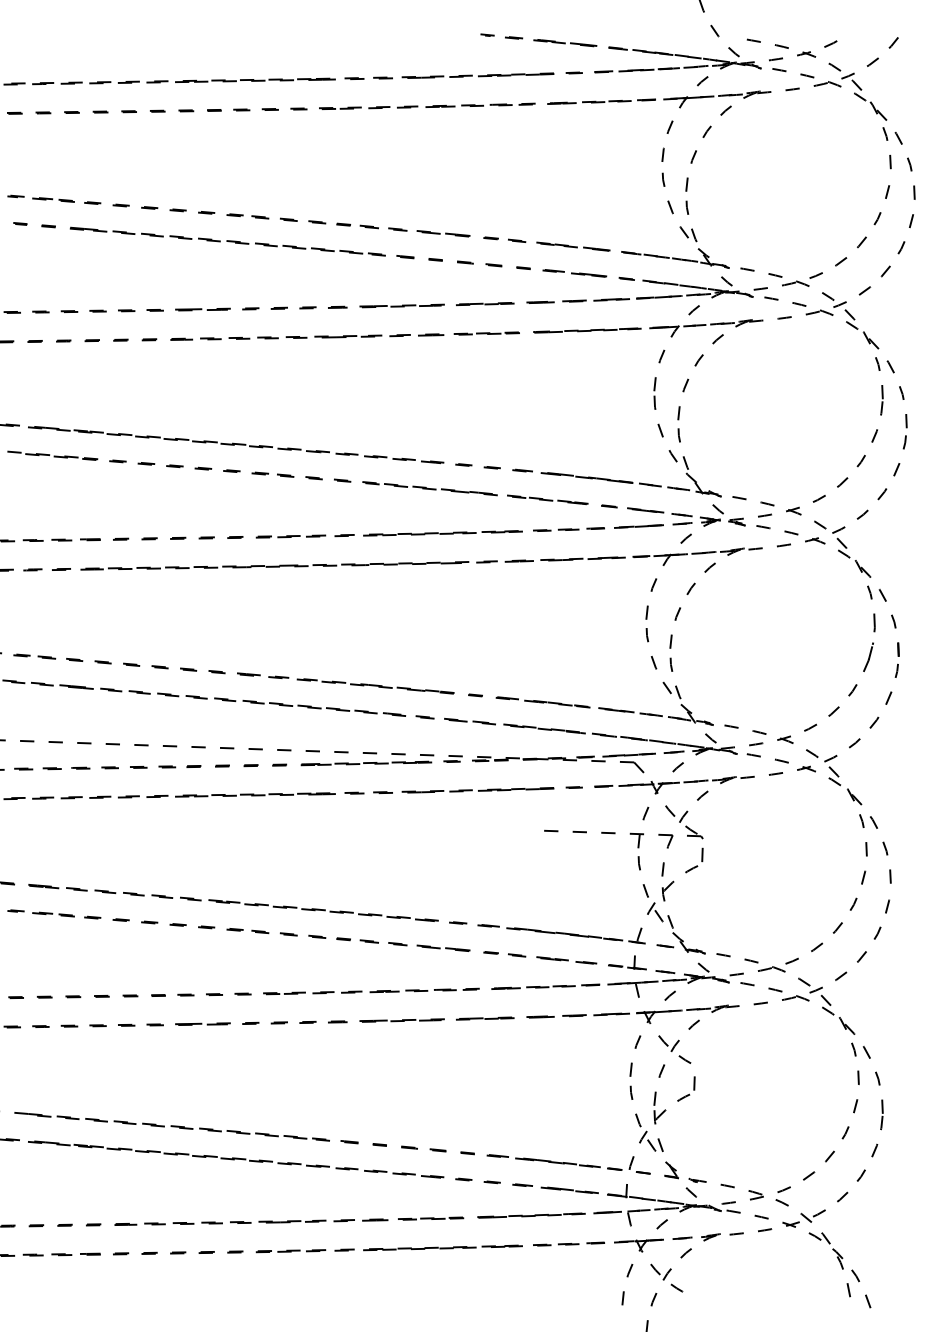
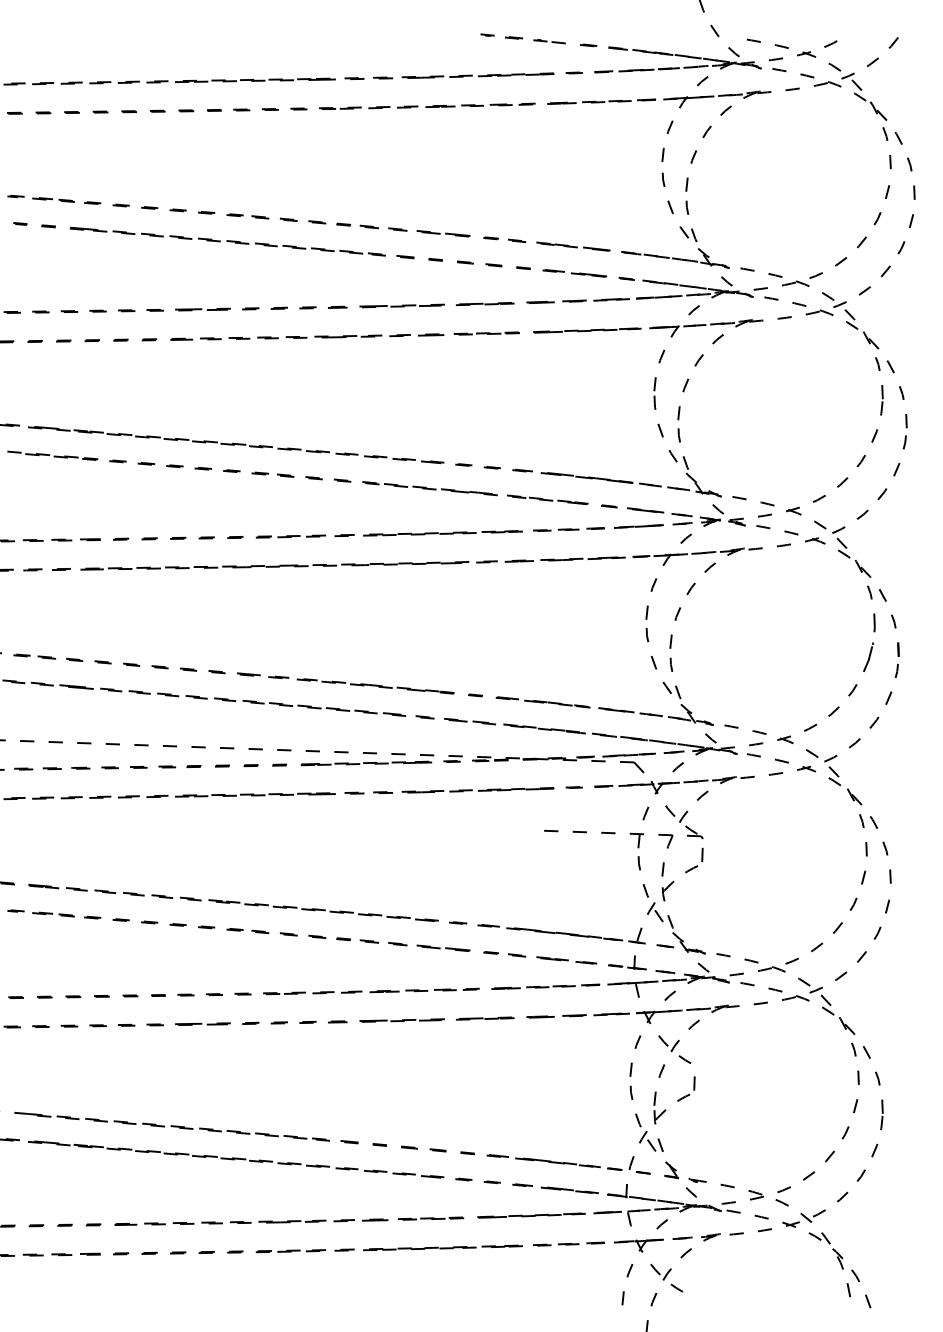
line: present -> none (562, 42)
